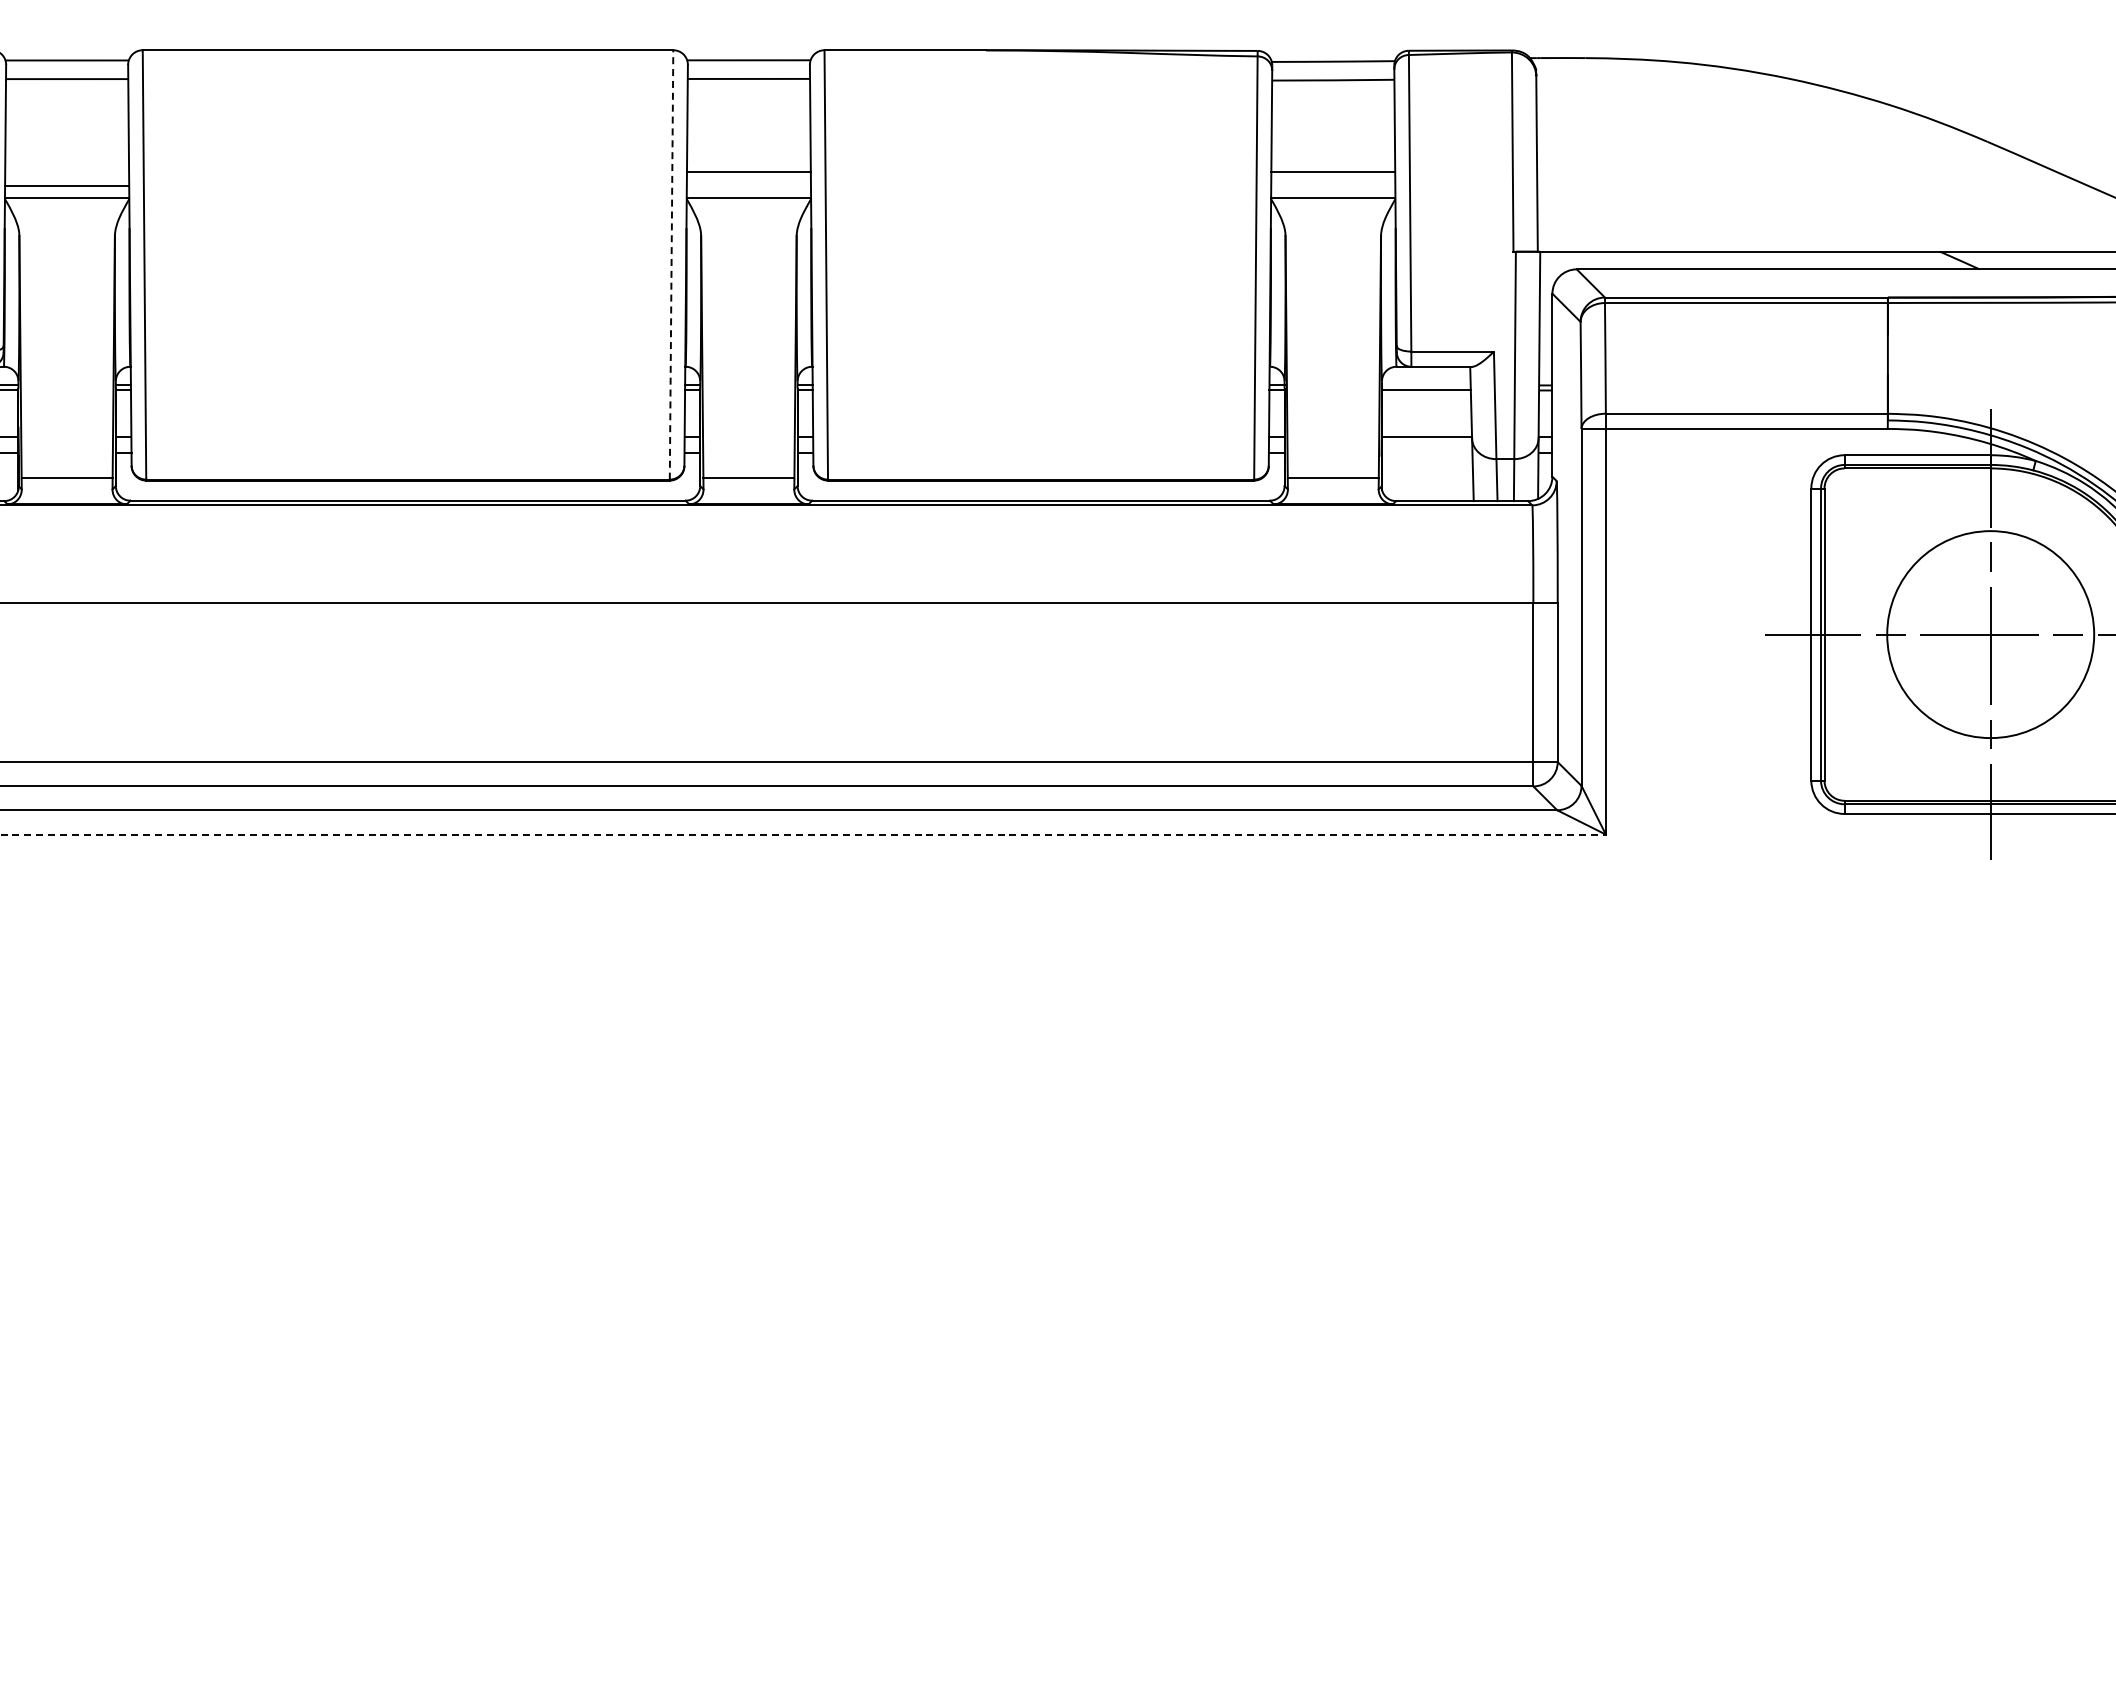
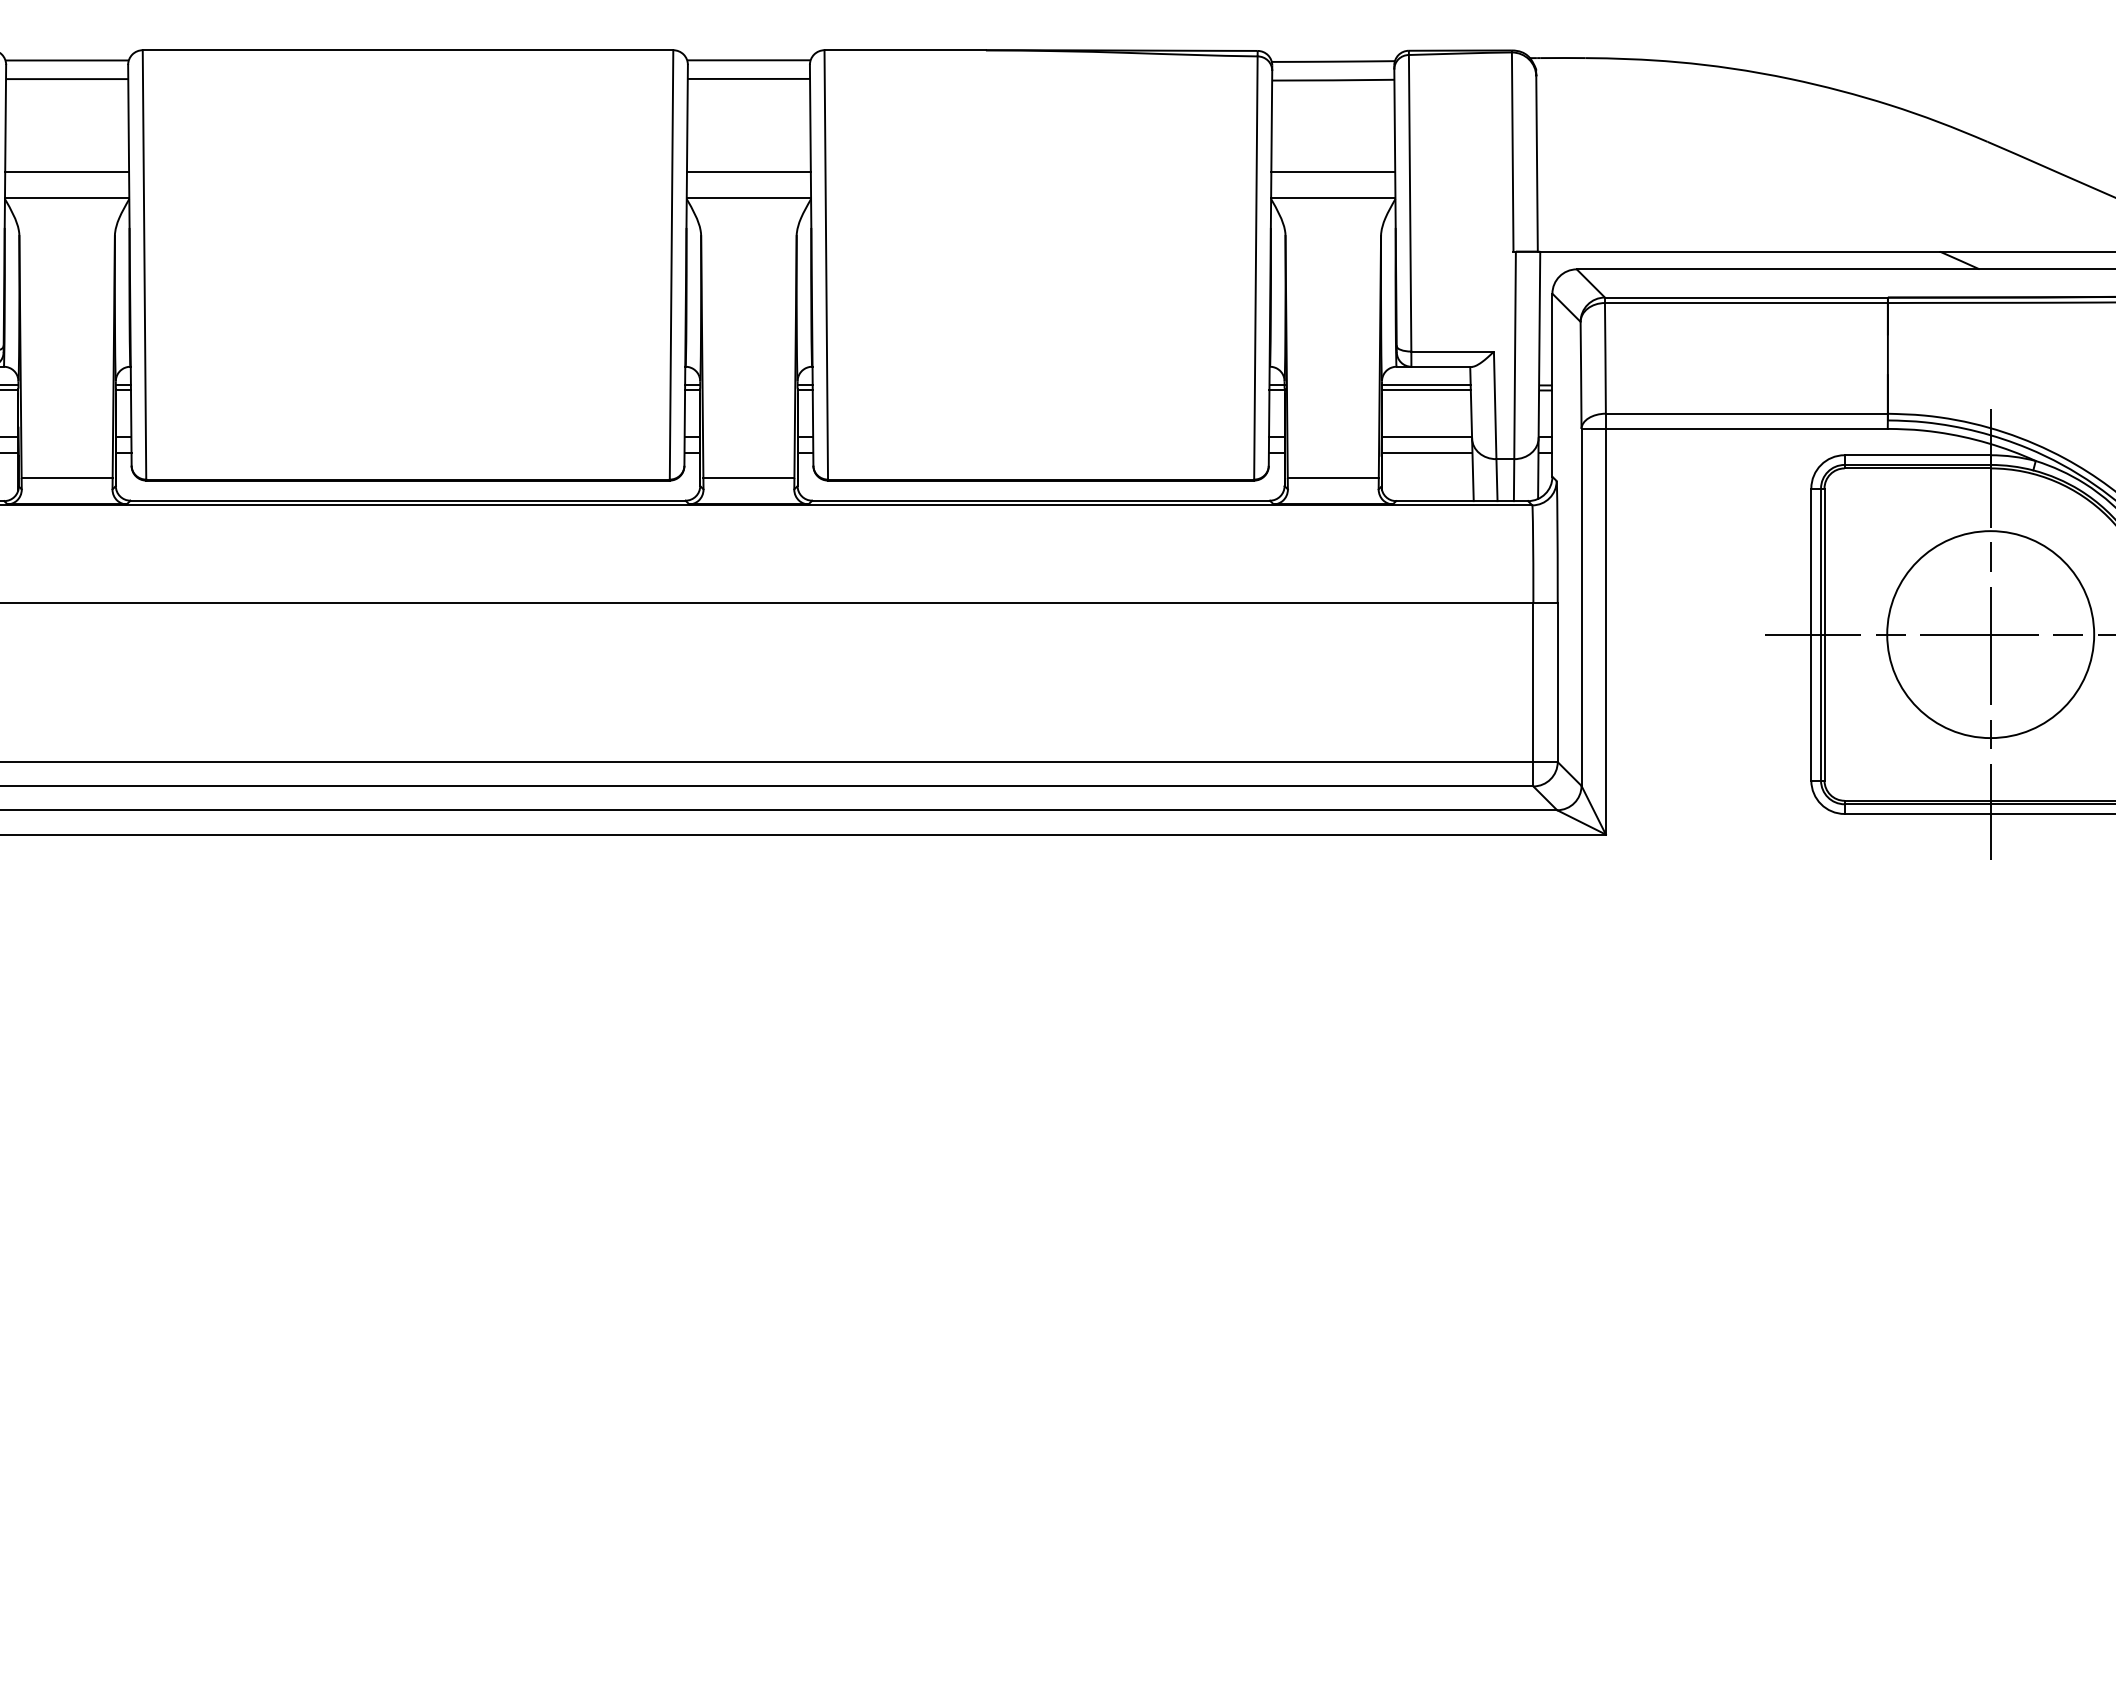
line position: (67, 185) -> (67, 171) (67, 171)
line: dashed -> solid (671, 264)
line: none -> present (1425, 385)
line: none -> present (1426, 453)
line: dashed -> solid (803, 834)
